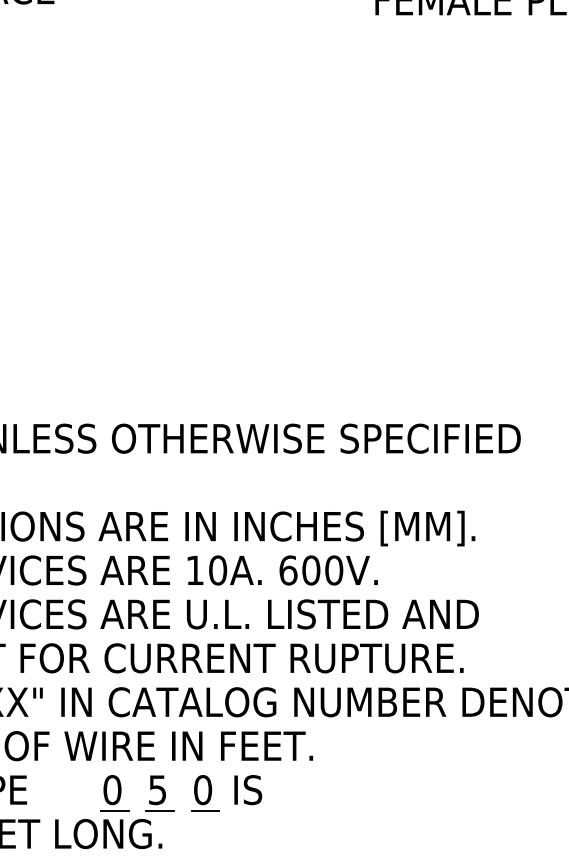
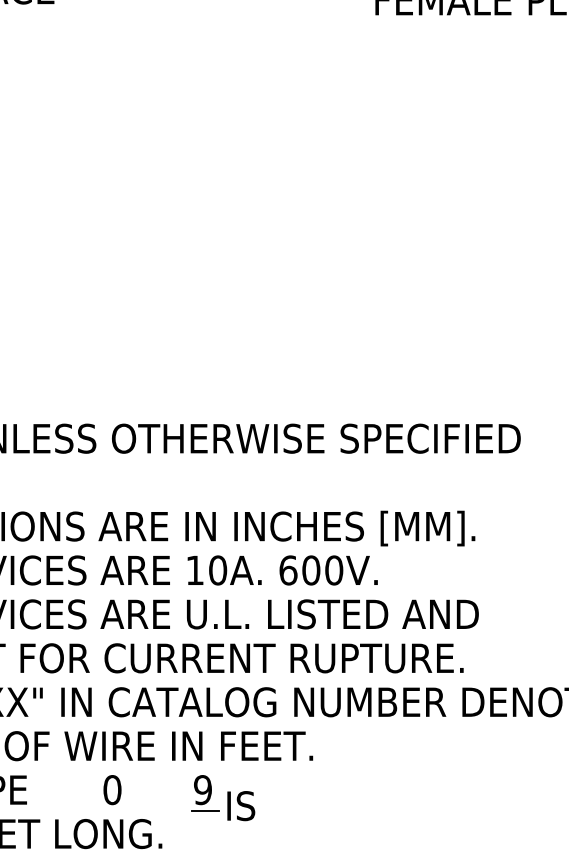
text: 0 -> 9 (203, 790)
text position: (248, 790) -> (241, 806) (241, 806)
part: present -> none (159, 793)
line: present -> none (114, 810)
